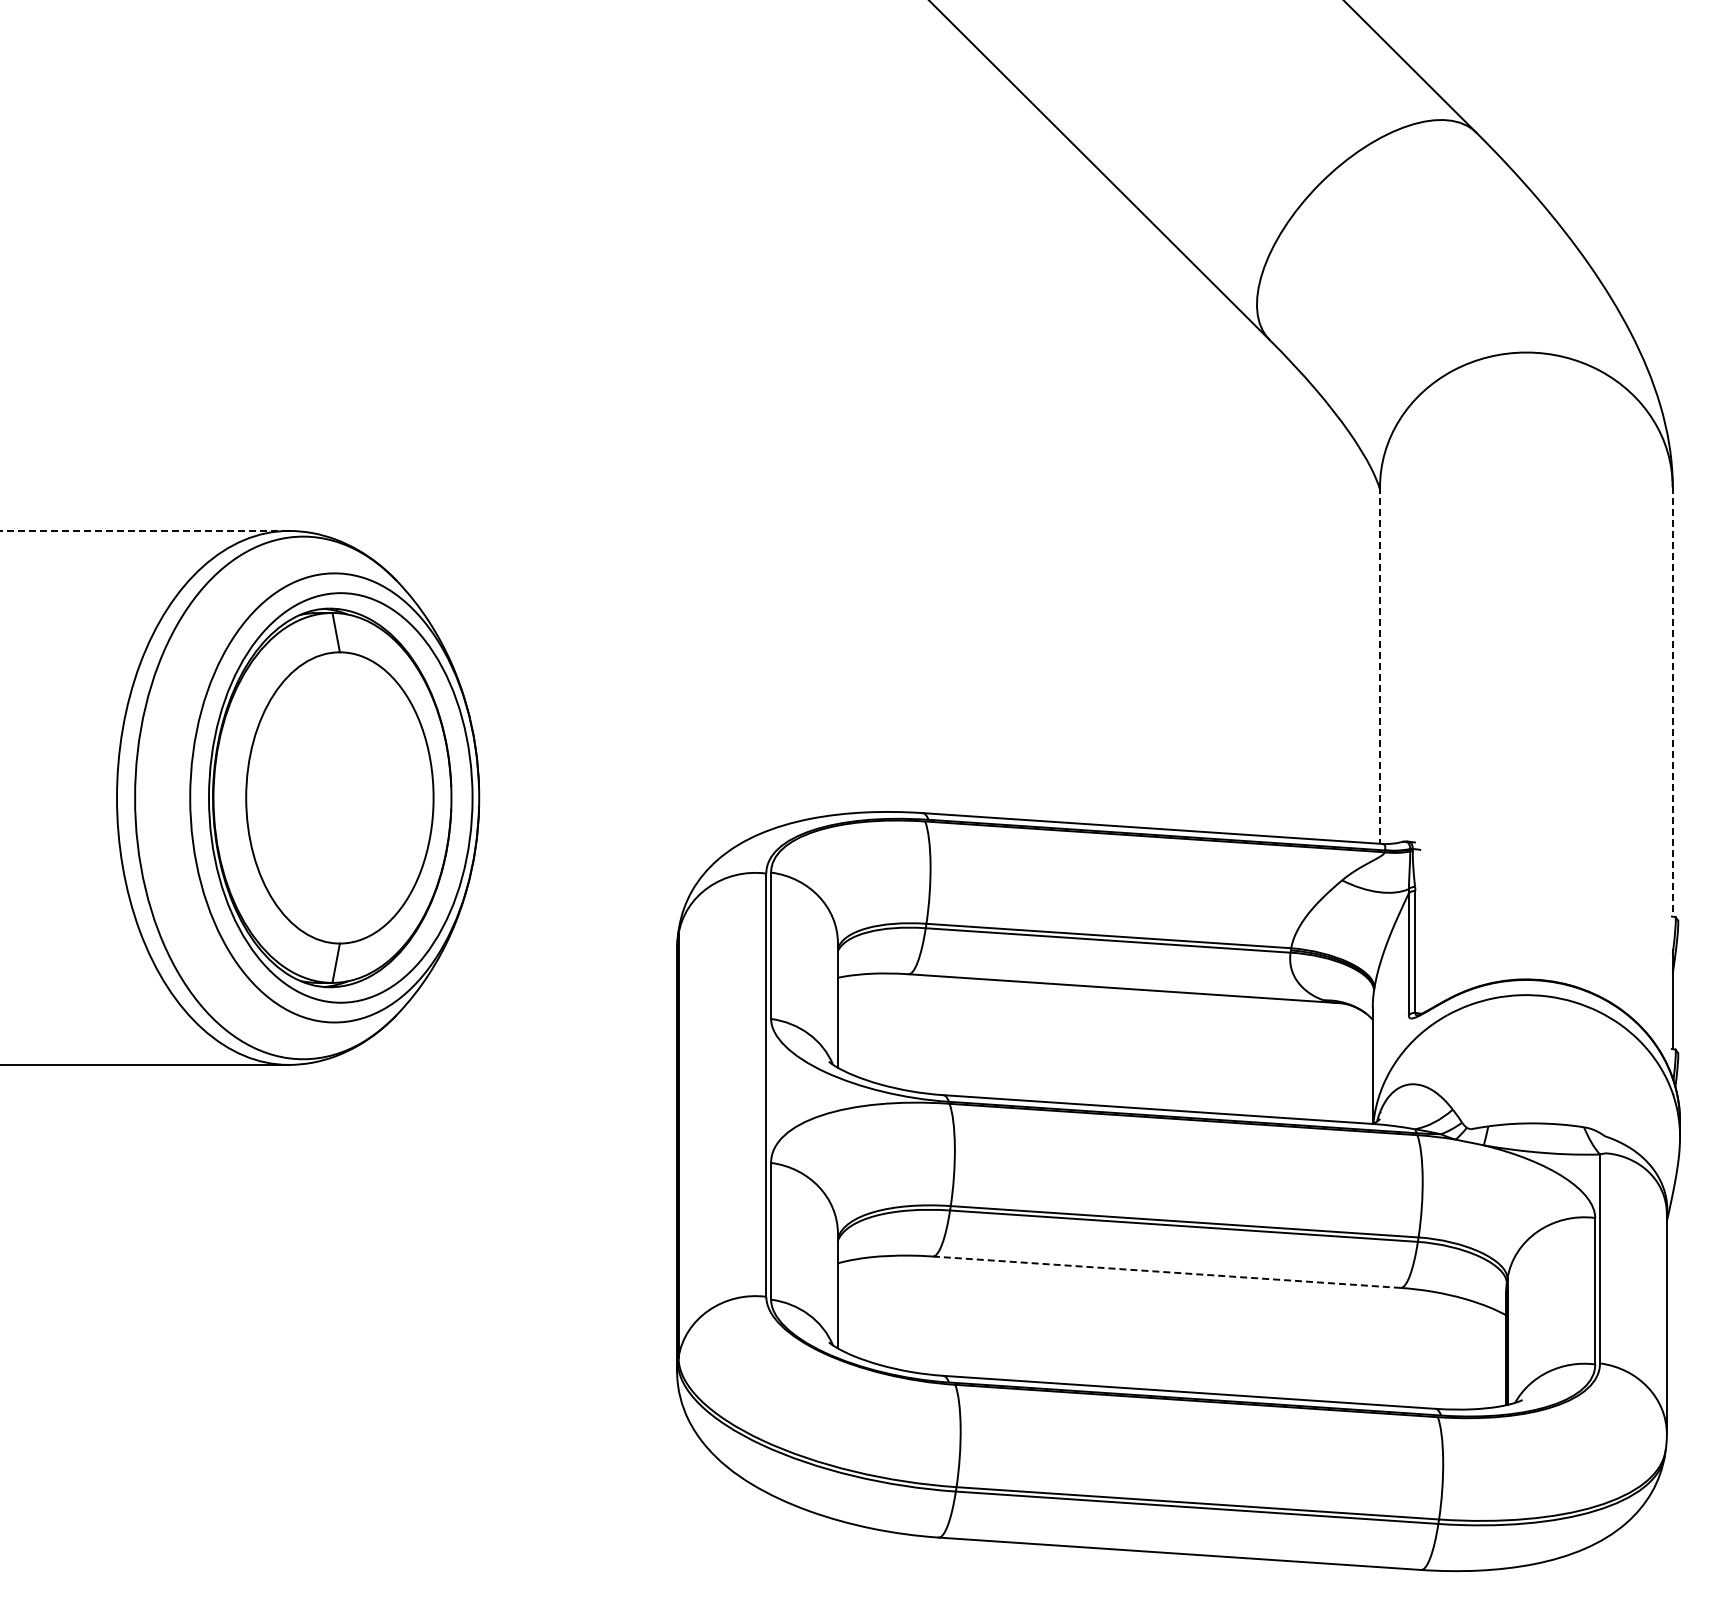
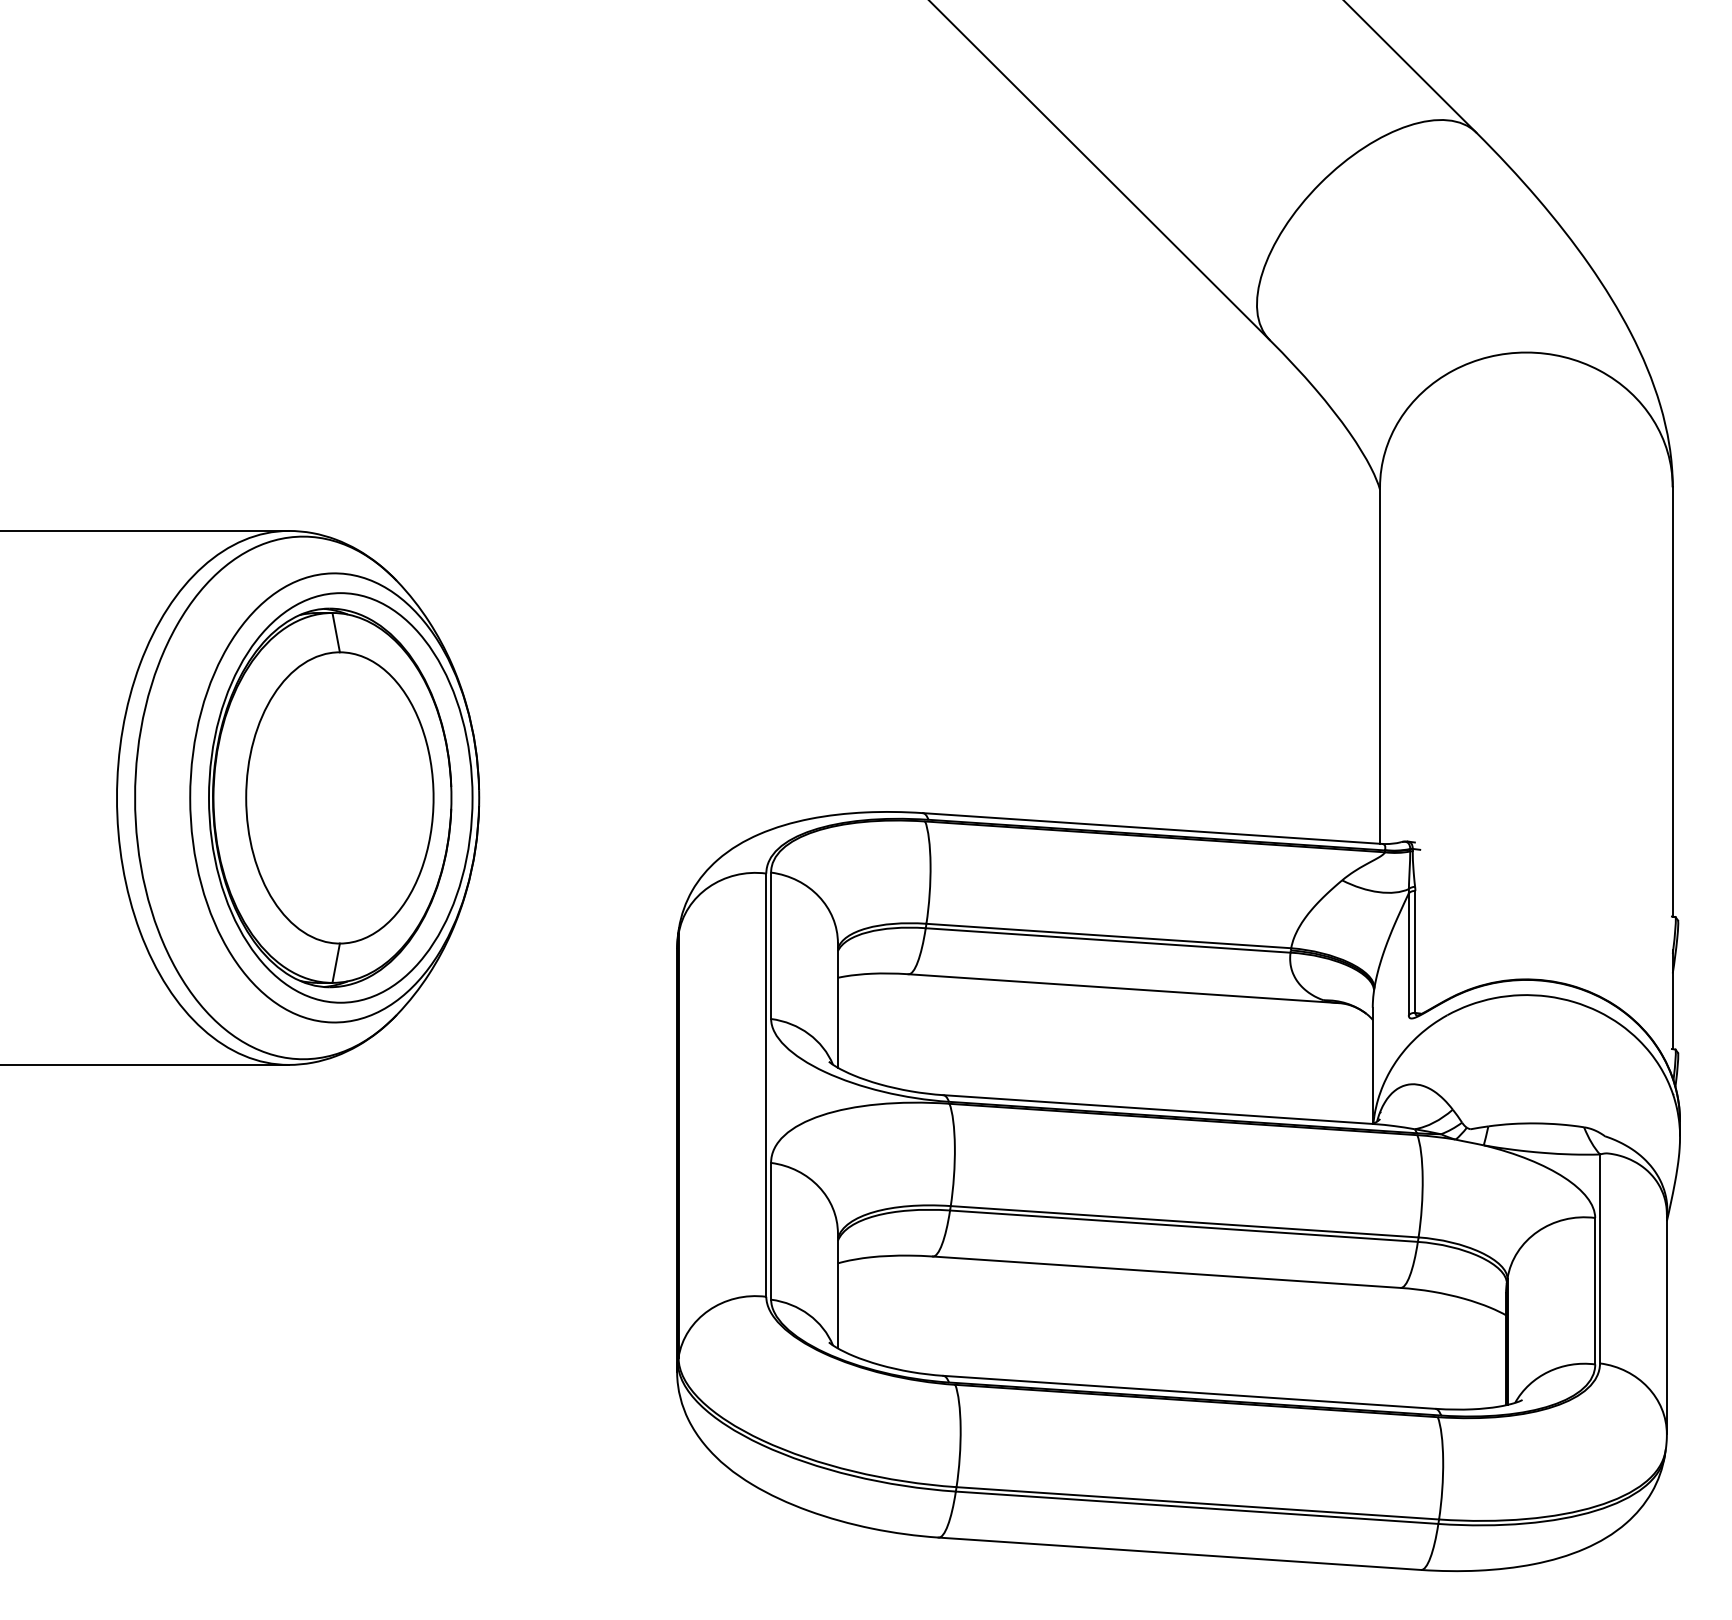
line: dashed -> solid (144, 530)
line: dashed -> solid (1380, 666)
line: dashed -> solid (1672, 702)
line: dashed -> solid (1167, 1272)
